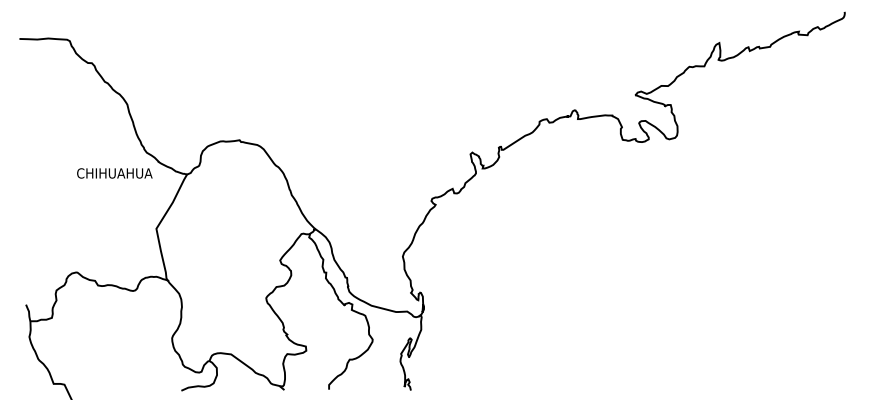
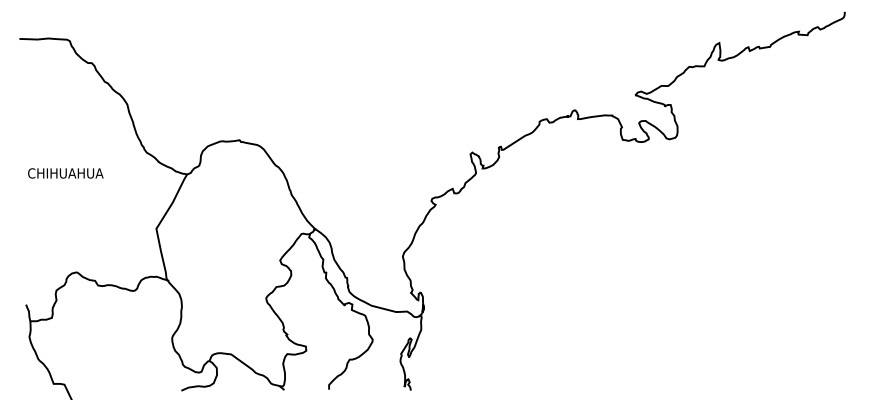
text position: (114, 173) -> (65, 173) (65, 173)
